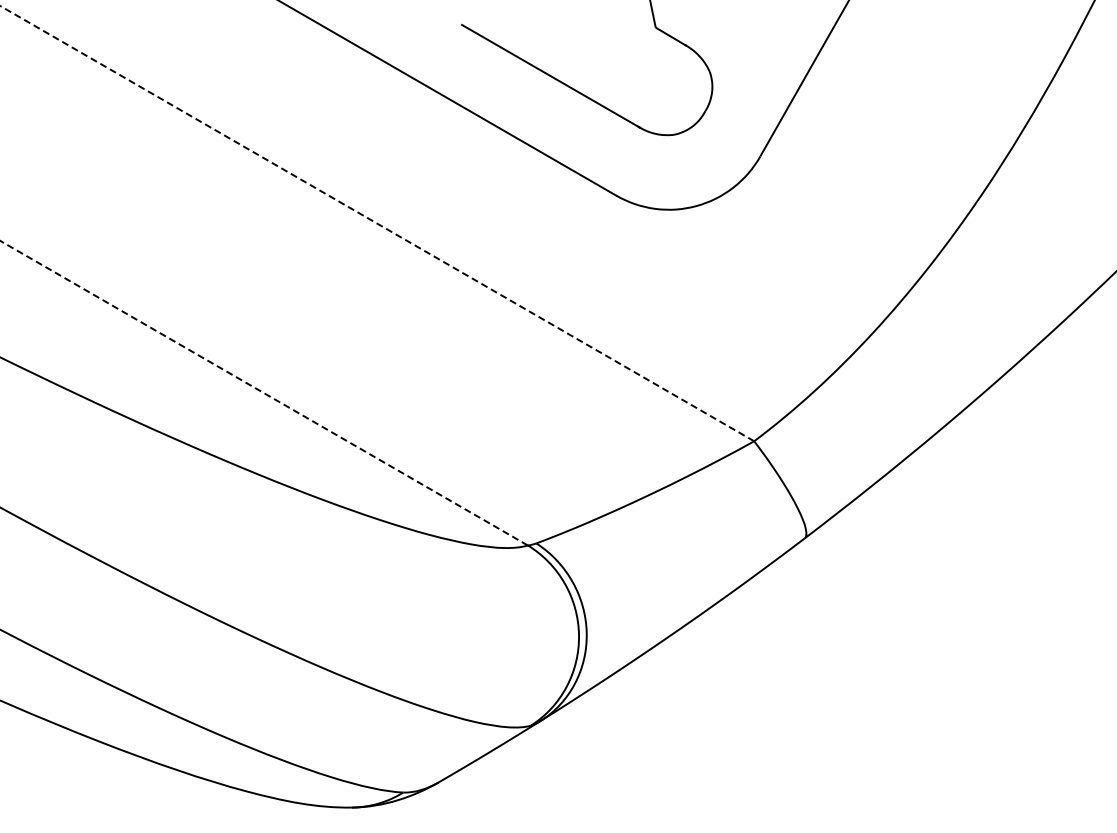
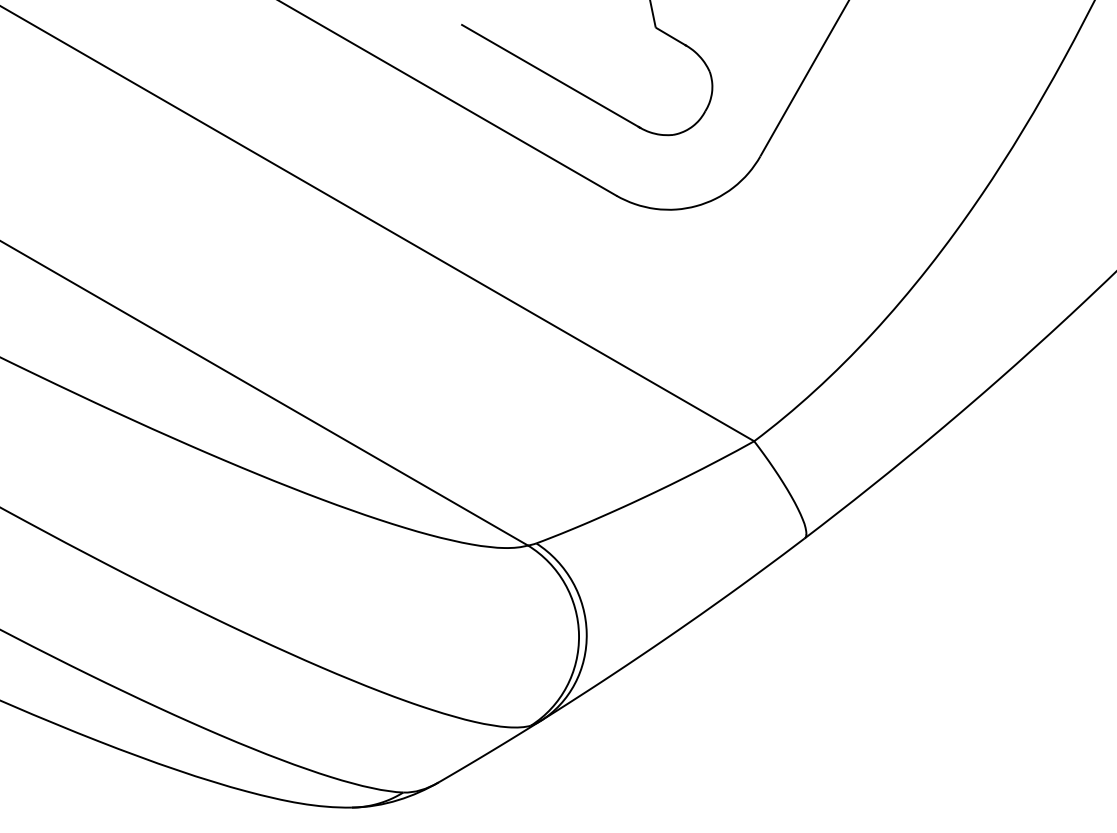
line: dashed -> solid (376, 223)
line: dashed -> solid (263, 393)
